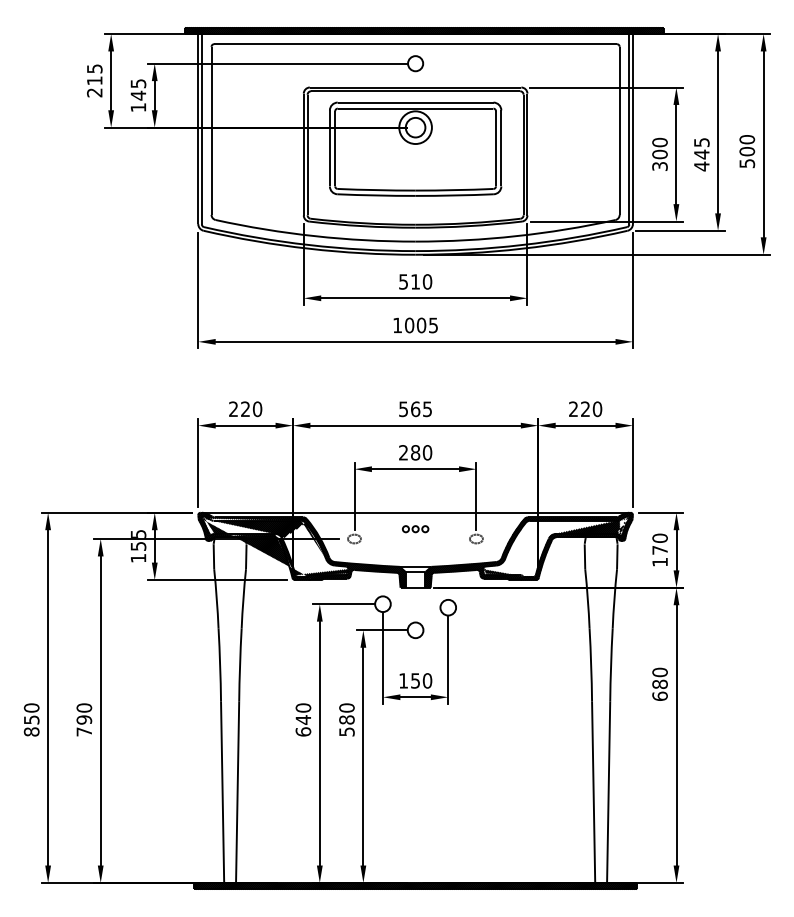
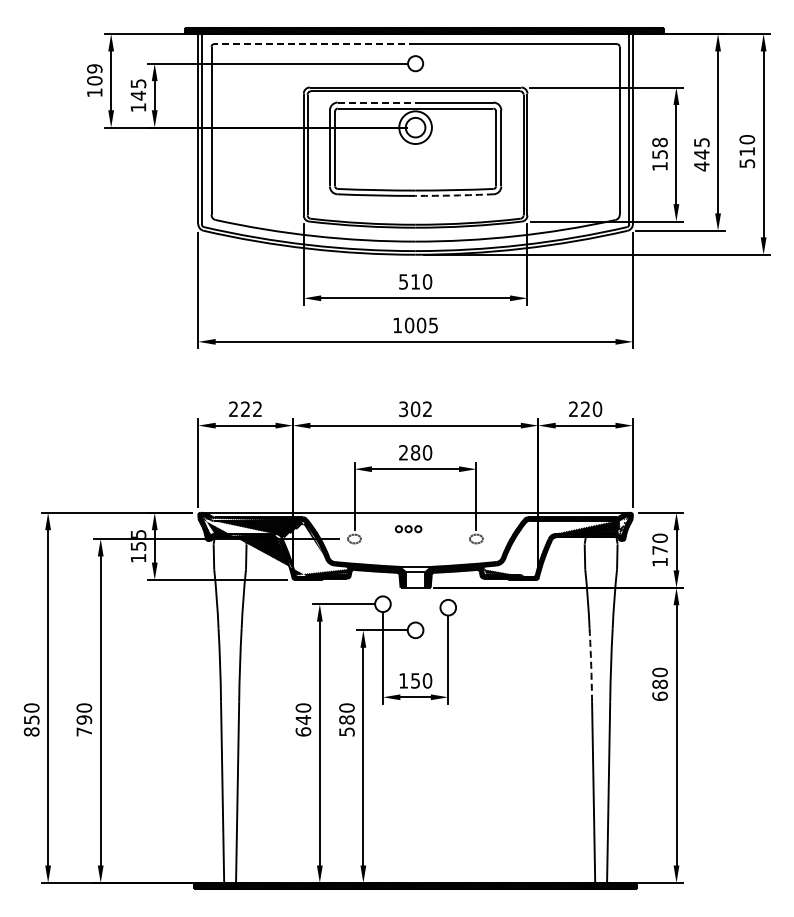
line: solid -> dashed (314, 44)
text: 215 -> 109 (94, 80)
line: solid -> dashed (376, 102)
text: 500 -> 510 (747, 151)
text: 300 -> 158 (659, 153)
line: solid -> dashed (454, 195)
text: 220 -> 222 (257, 409)
text: 565 -> 302 (415, 409)
part position: (415, 529) -> (408, 529) (408, 529)
arc: solid -> dashed (591, 665)
